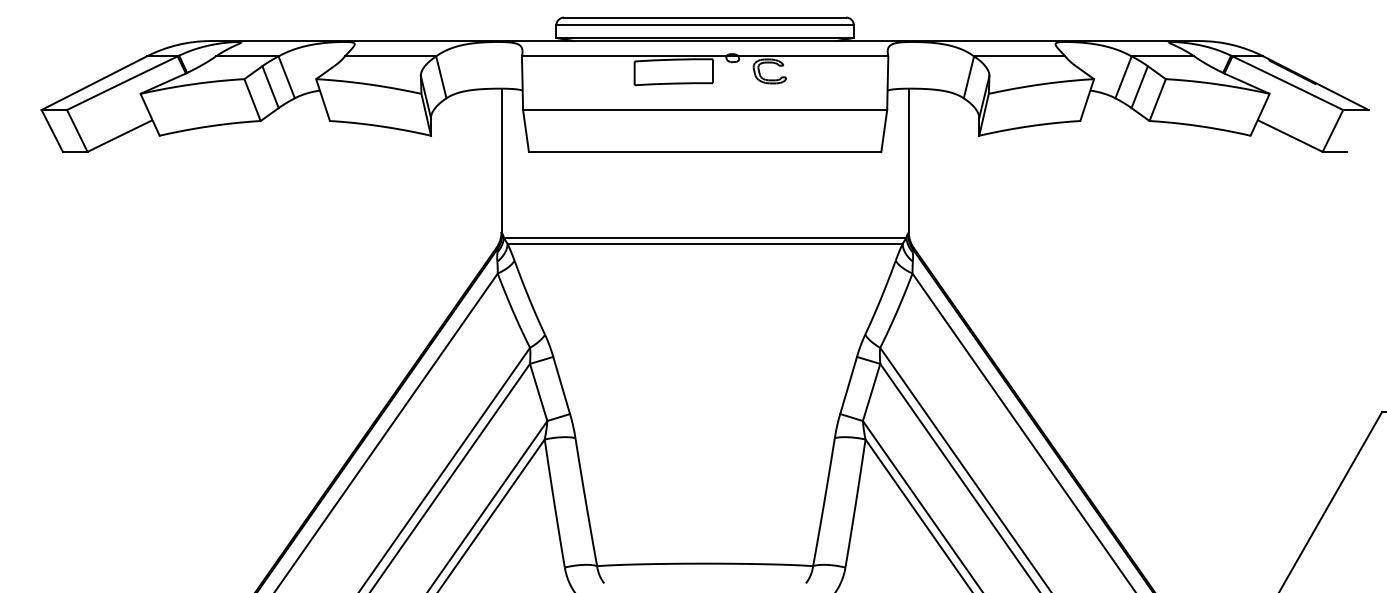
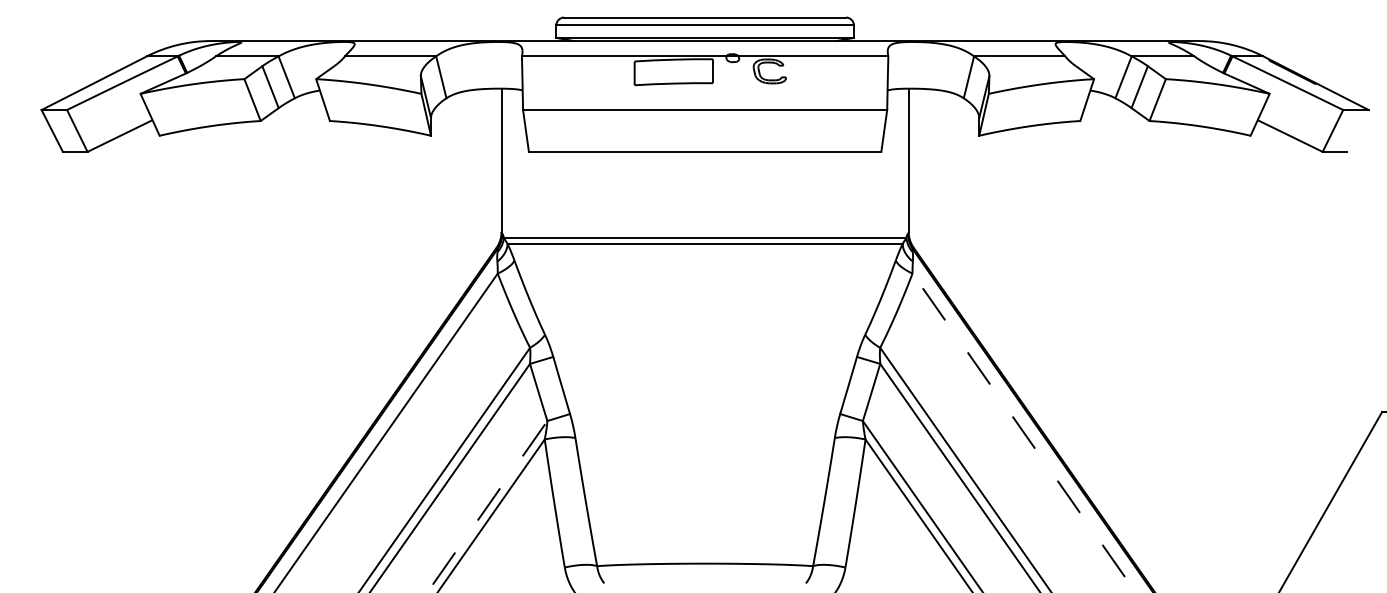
line: solid -> dashed (1024, 433)
line: solid -> dashed (487, 506)
